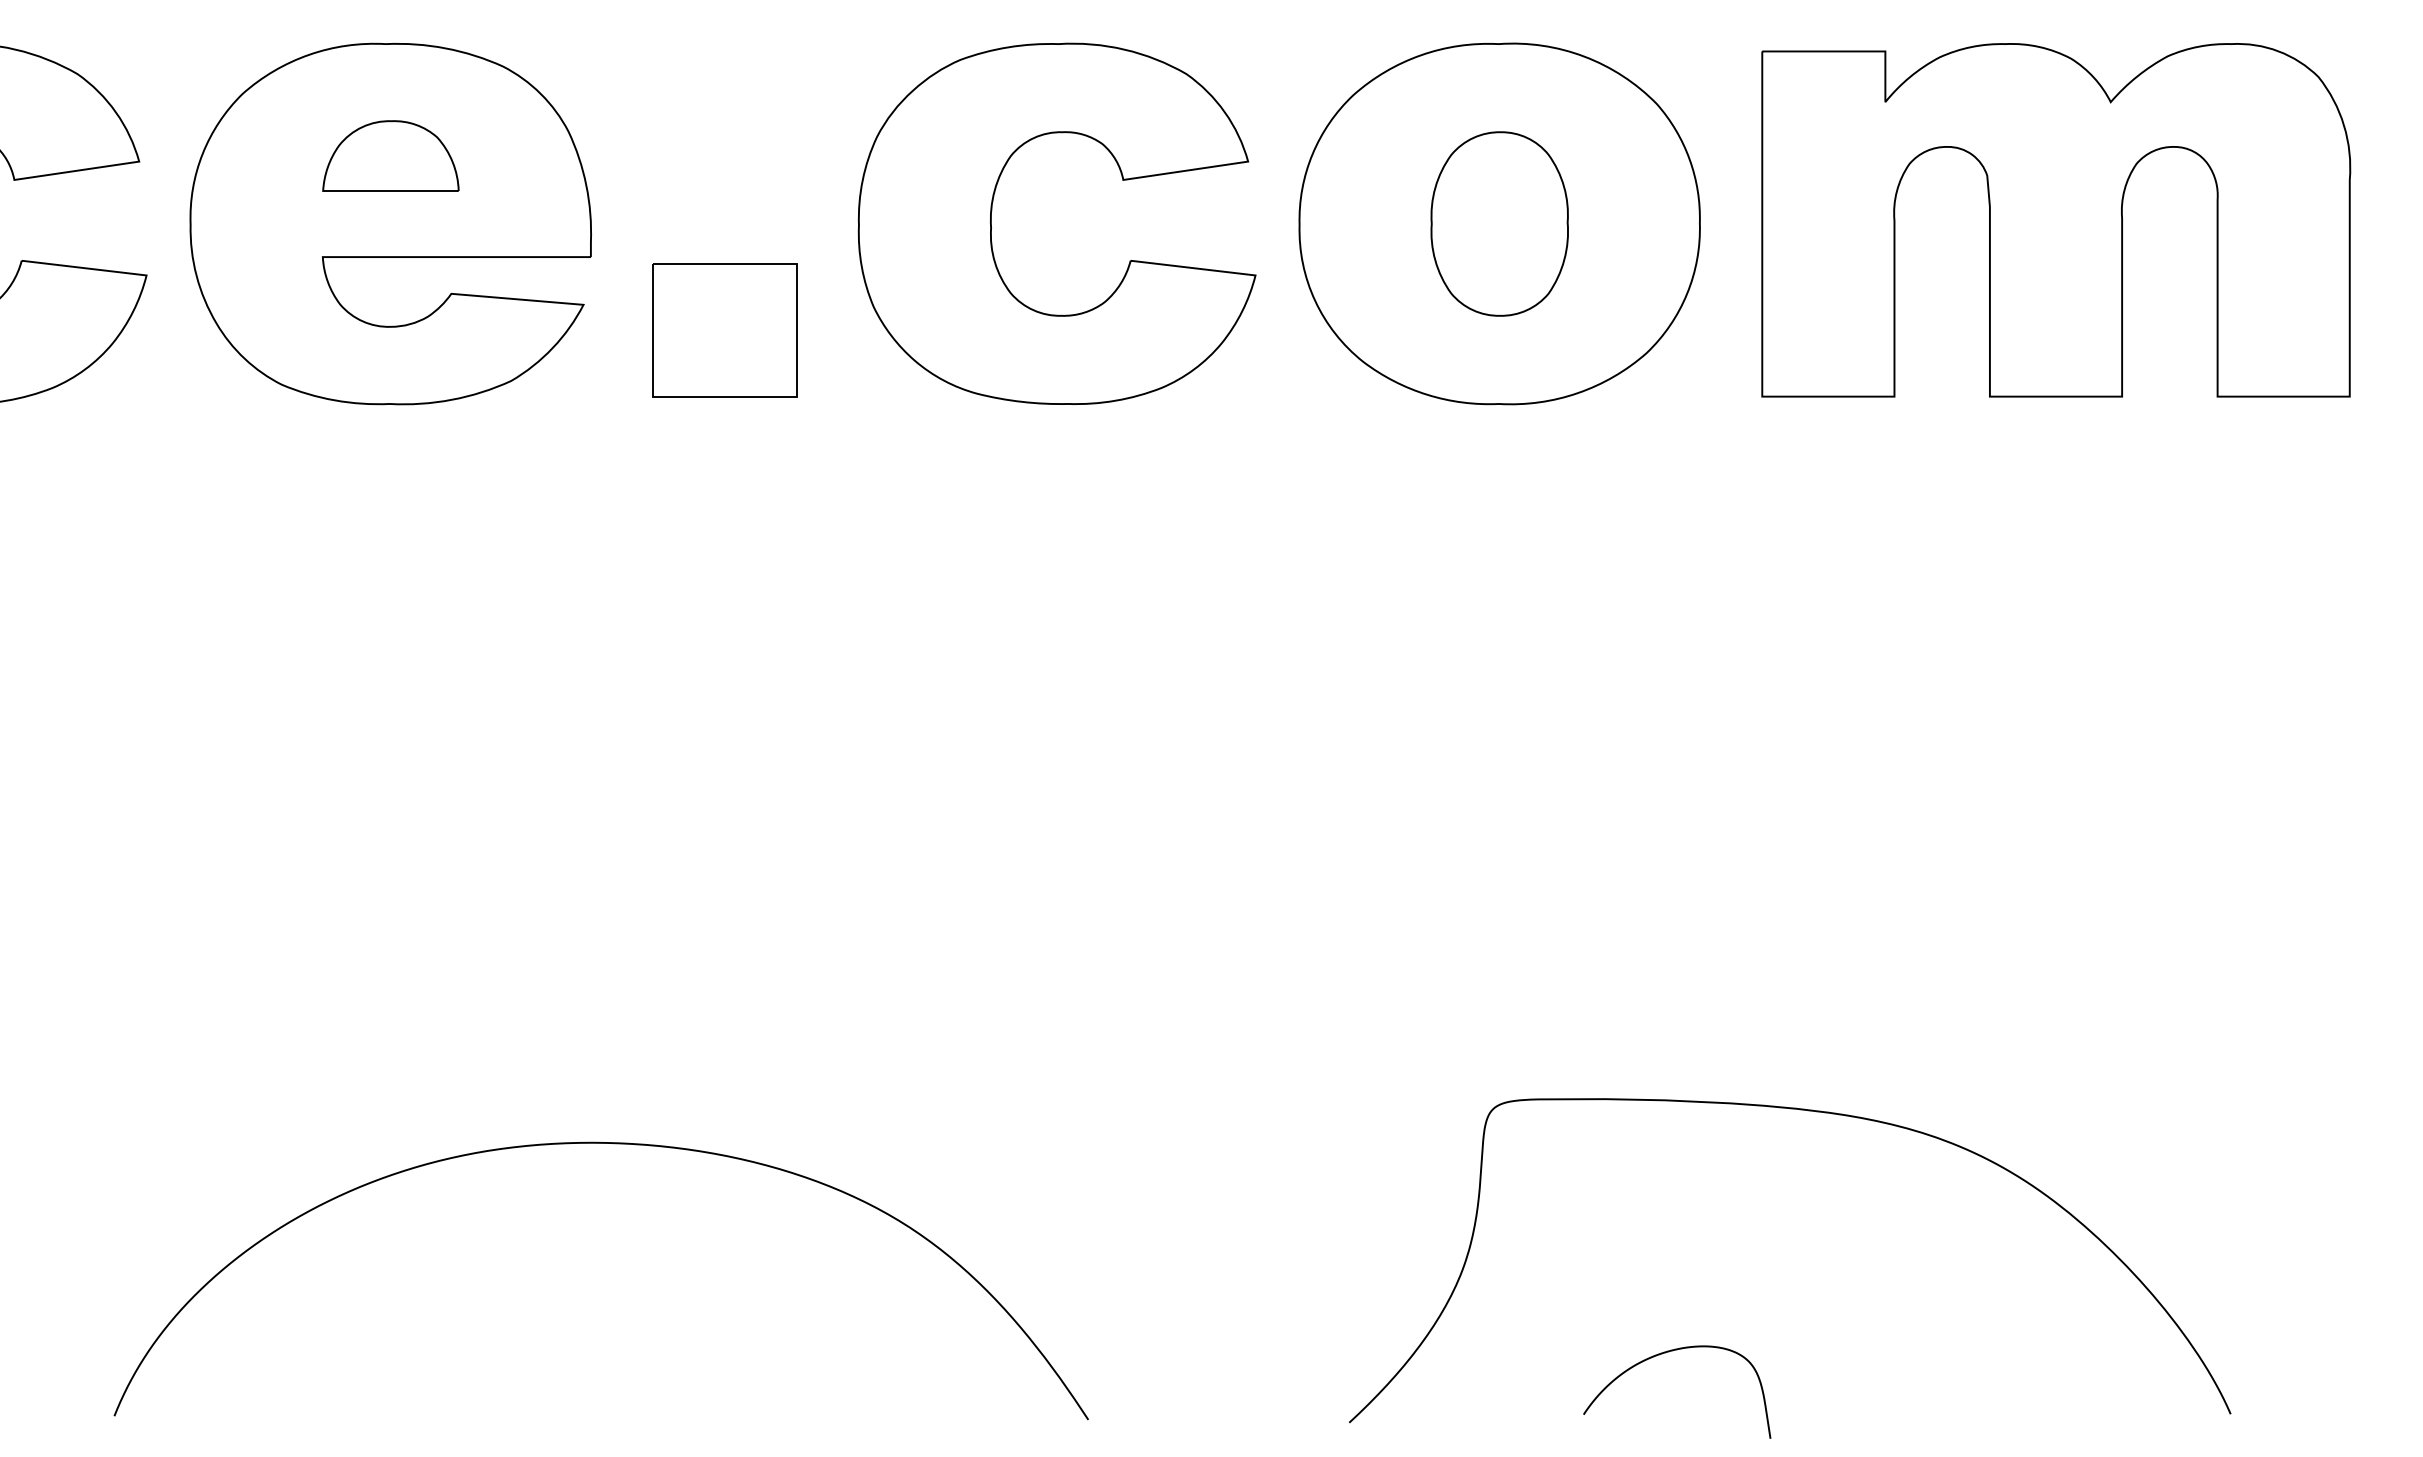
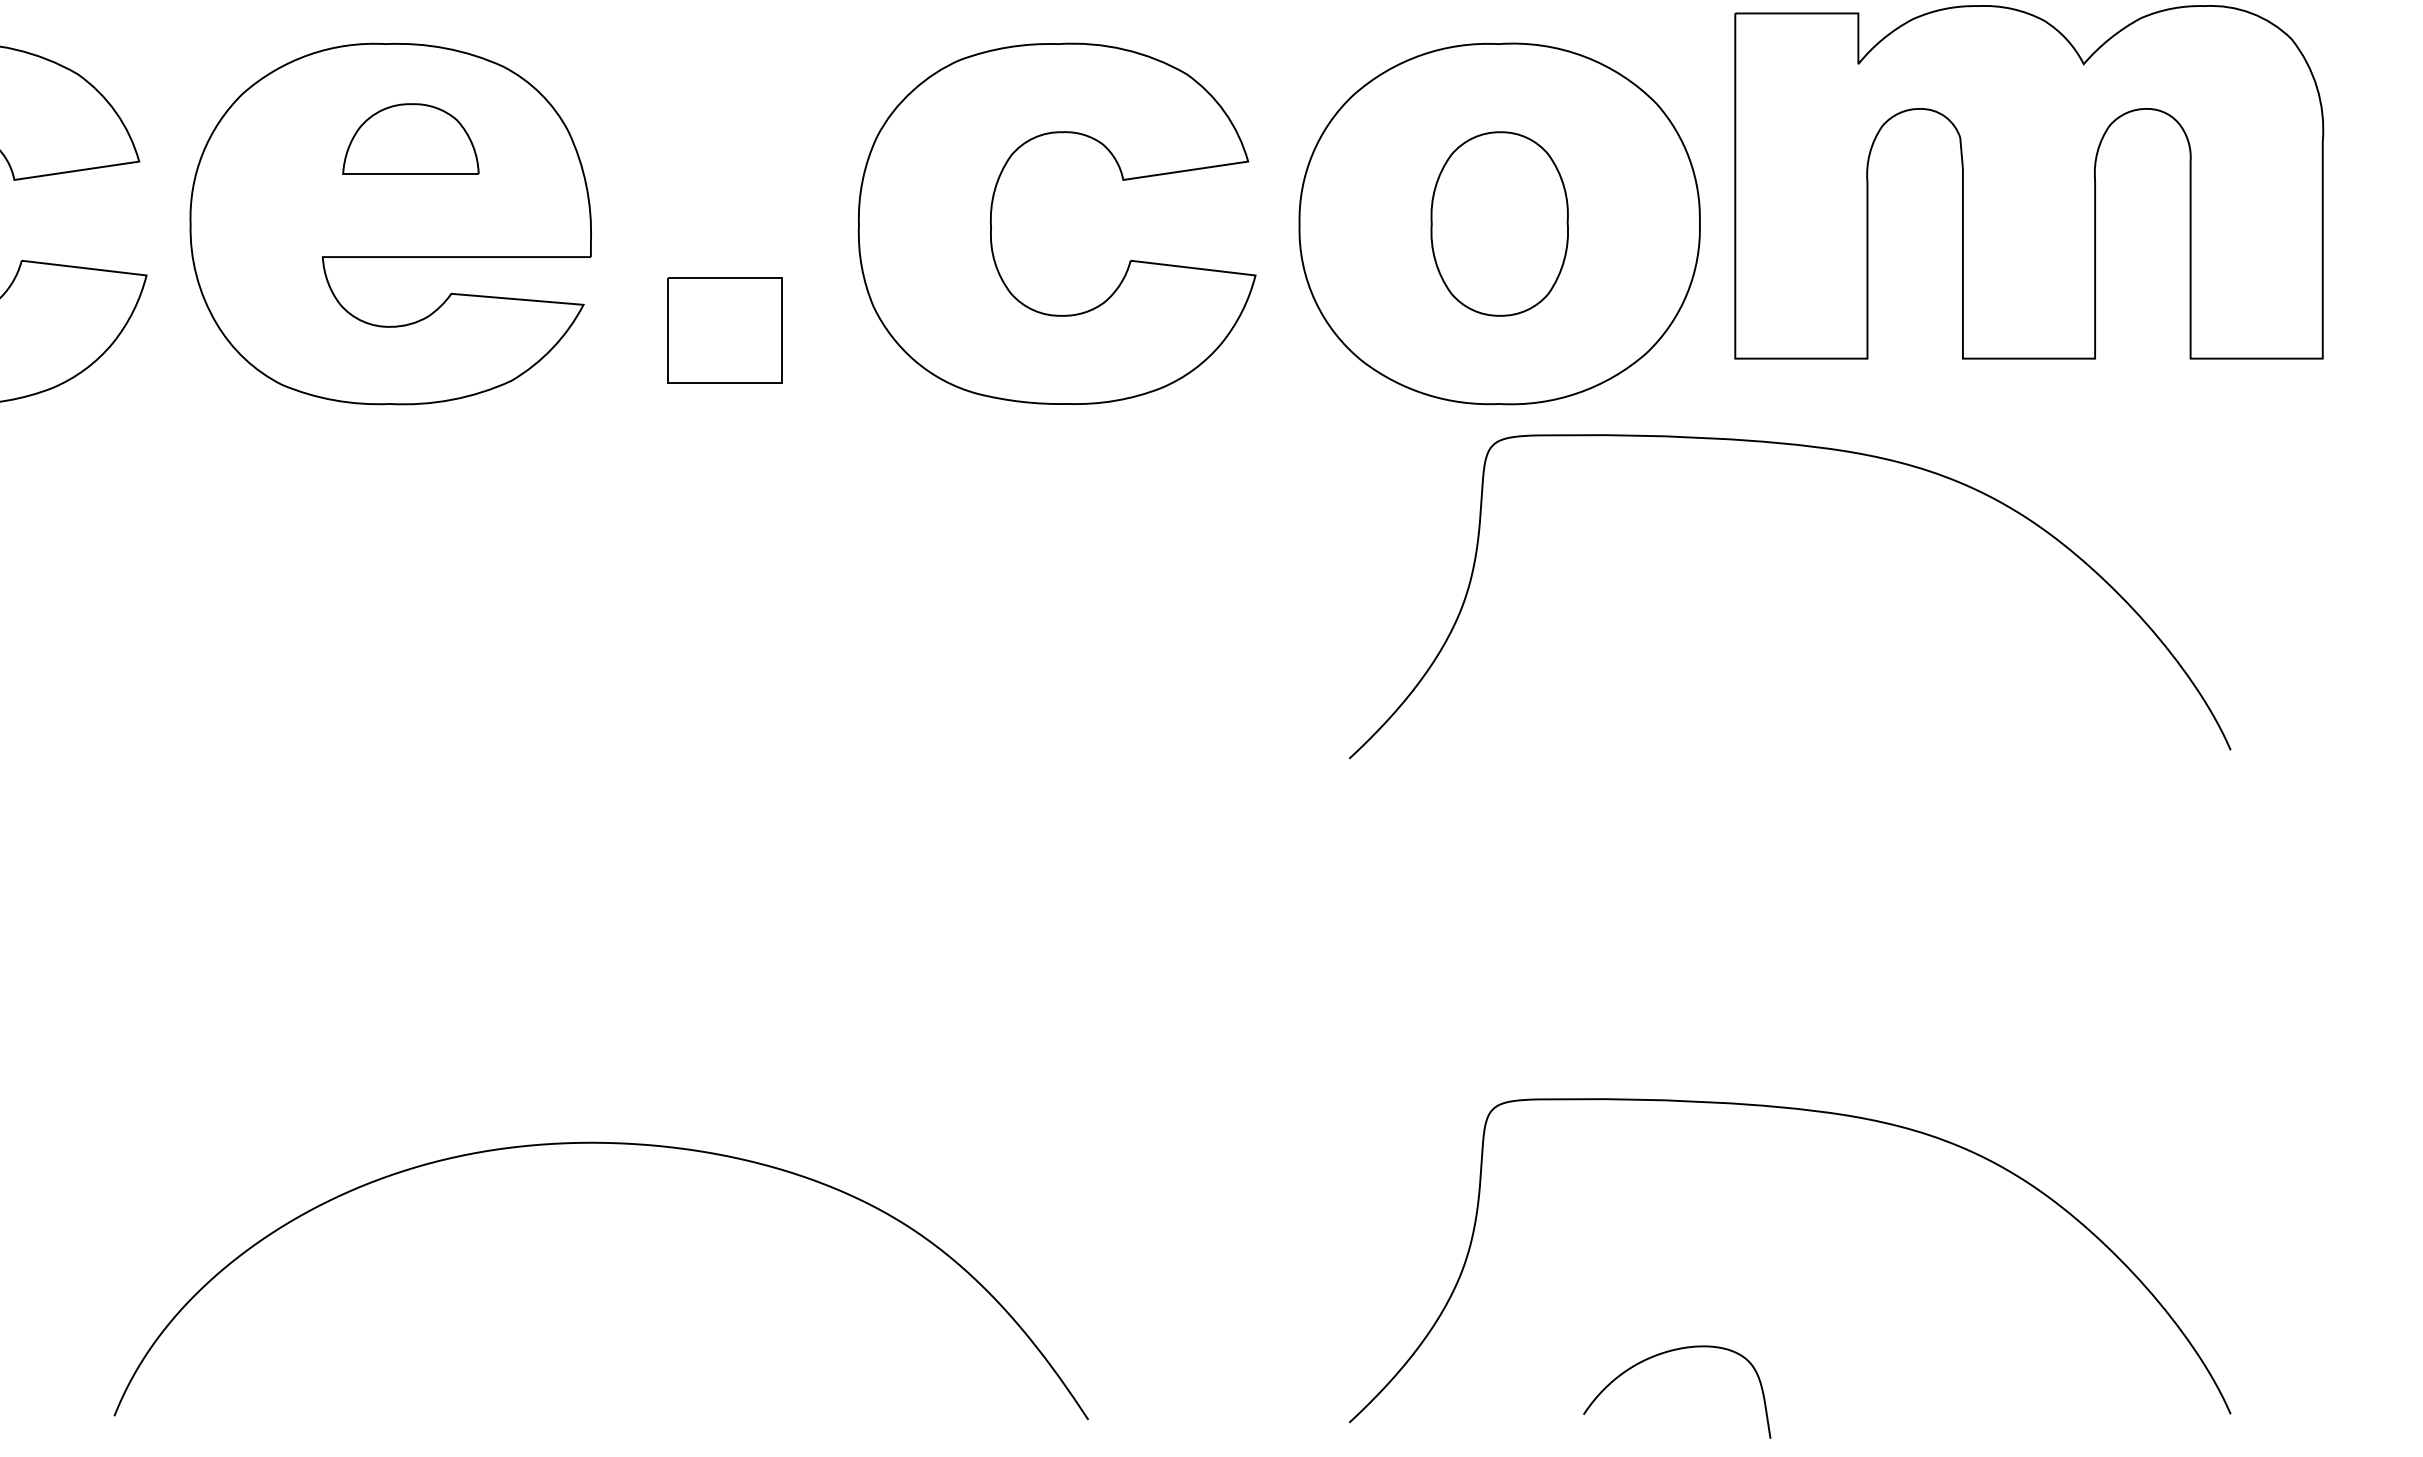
part position: (390, 155) -> (410, 138) (410, 138)
part position: (2056, 220) -> (2029, 182) (2029, 182)
part size: 146x135 px -> 116x107 px (724, 330)
curve: none -> present (1808, 447)
